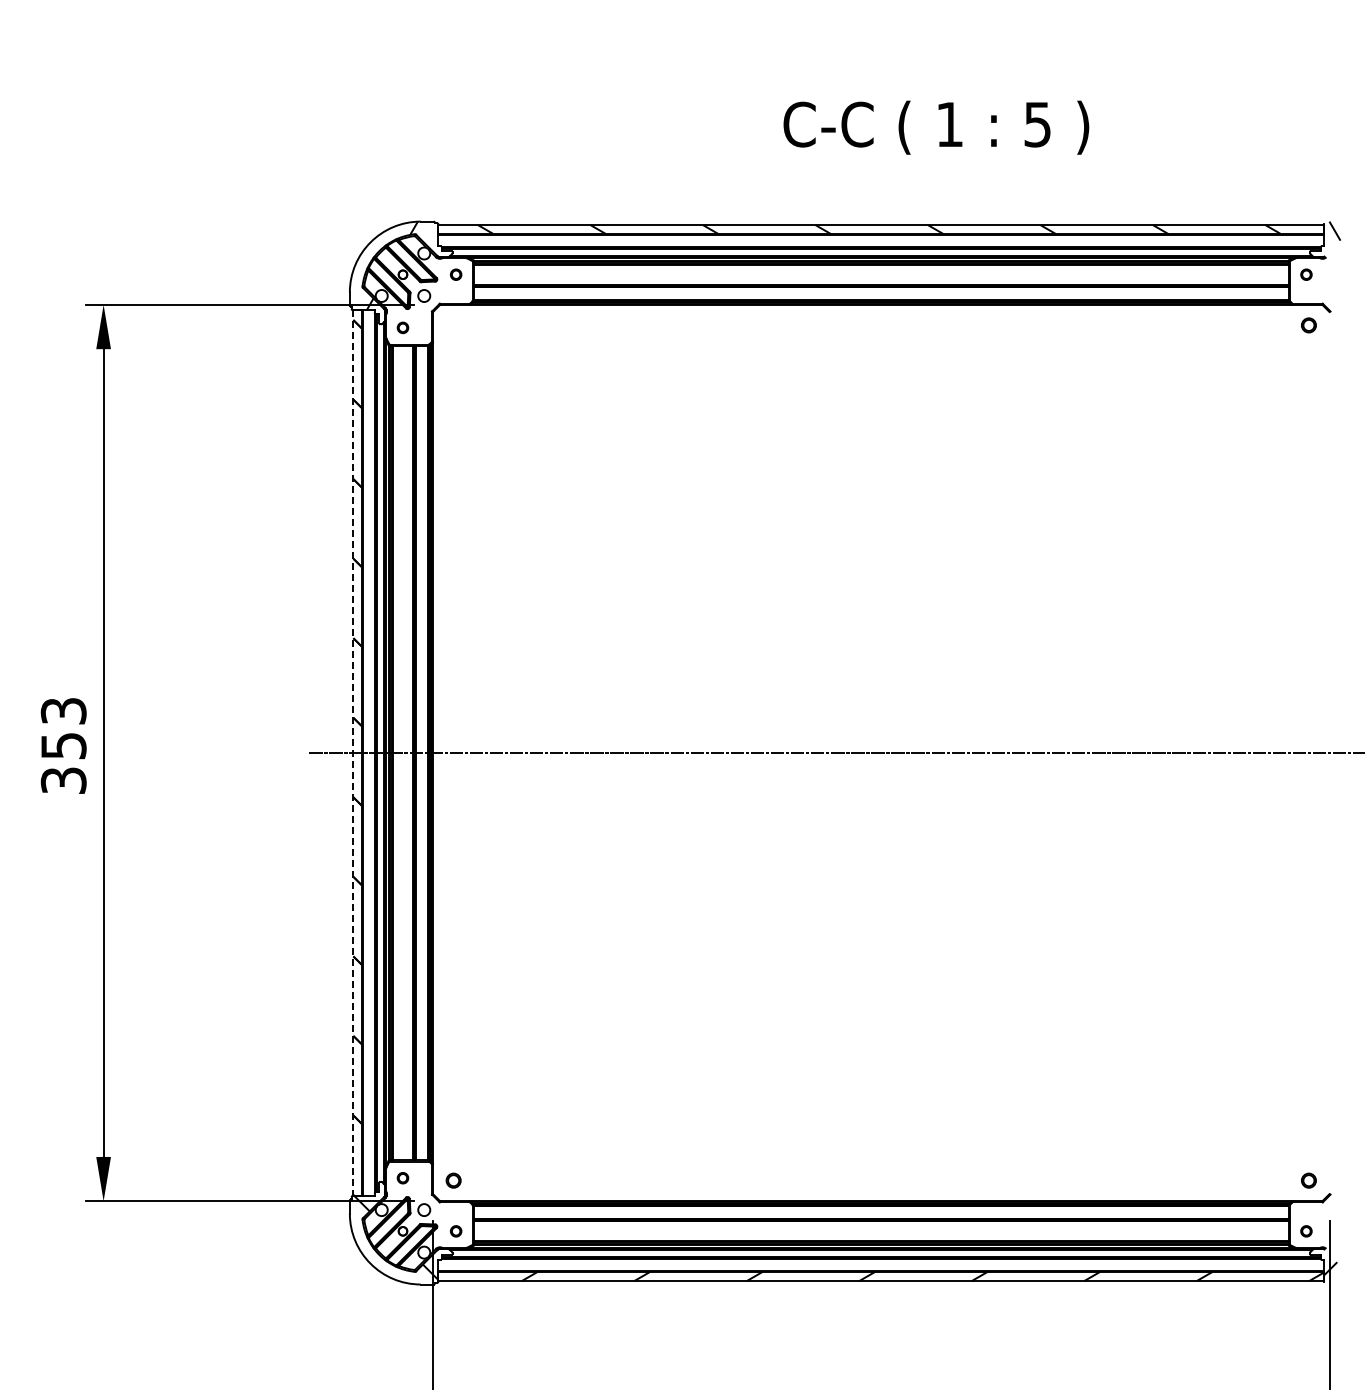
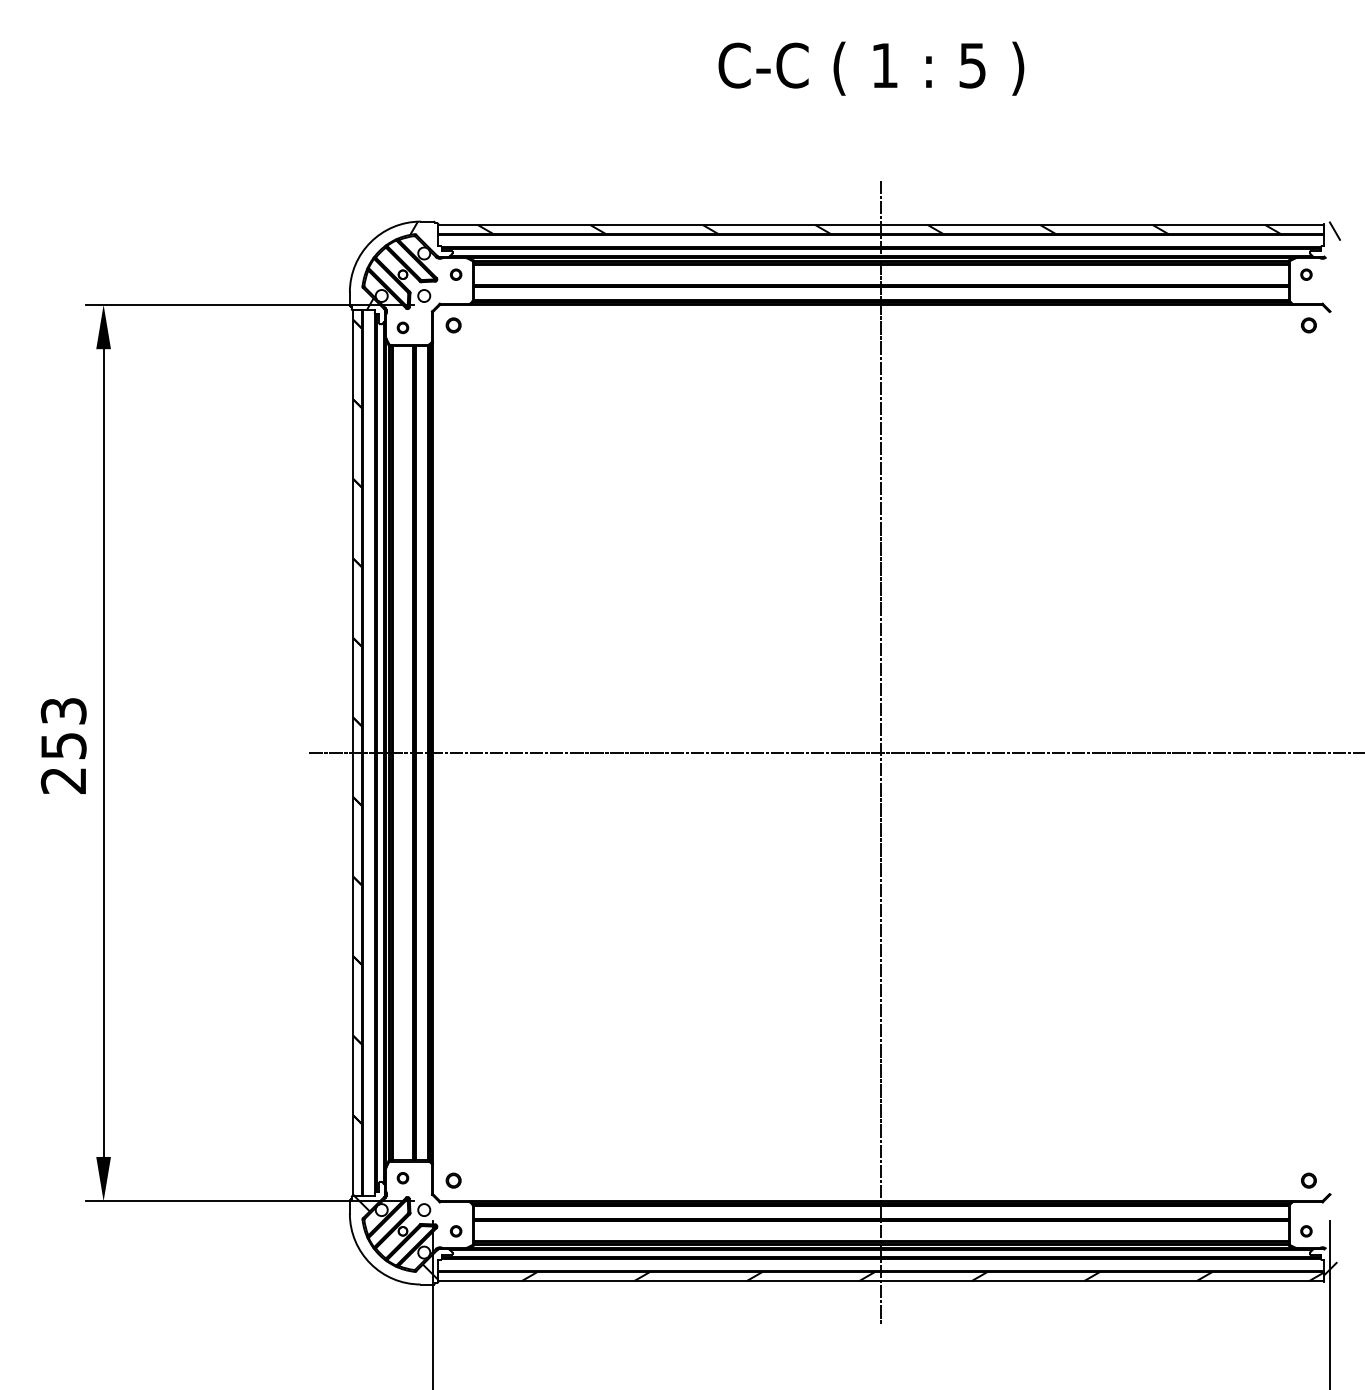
text position: (936, 127) -> (871, 68) (871, 68)
circle: none -> present (453, 325)
line: none -> present (881, 752)
line: dashed -> solid (353, 753)
text: 353 -> 253 (63, 780)
